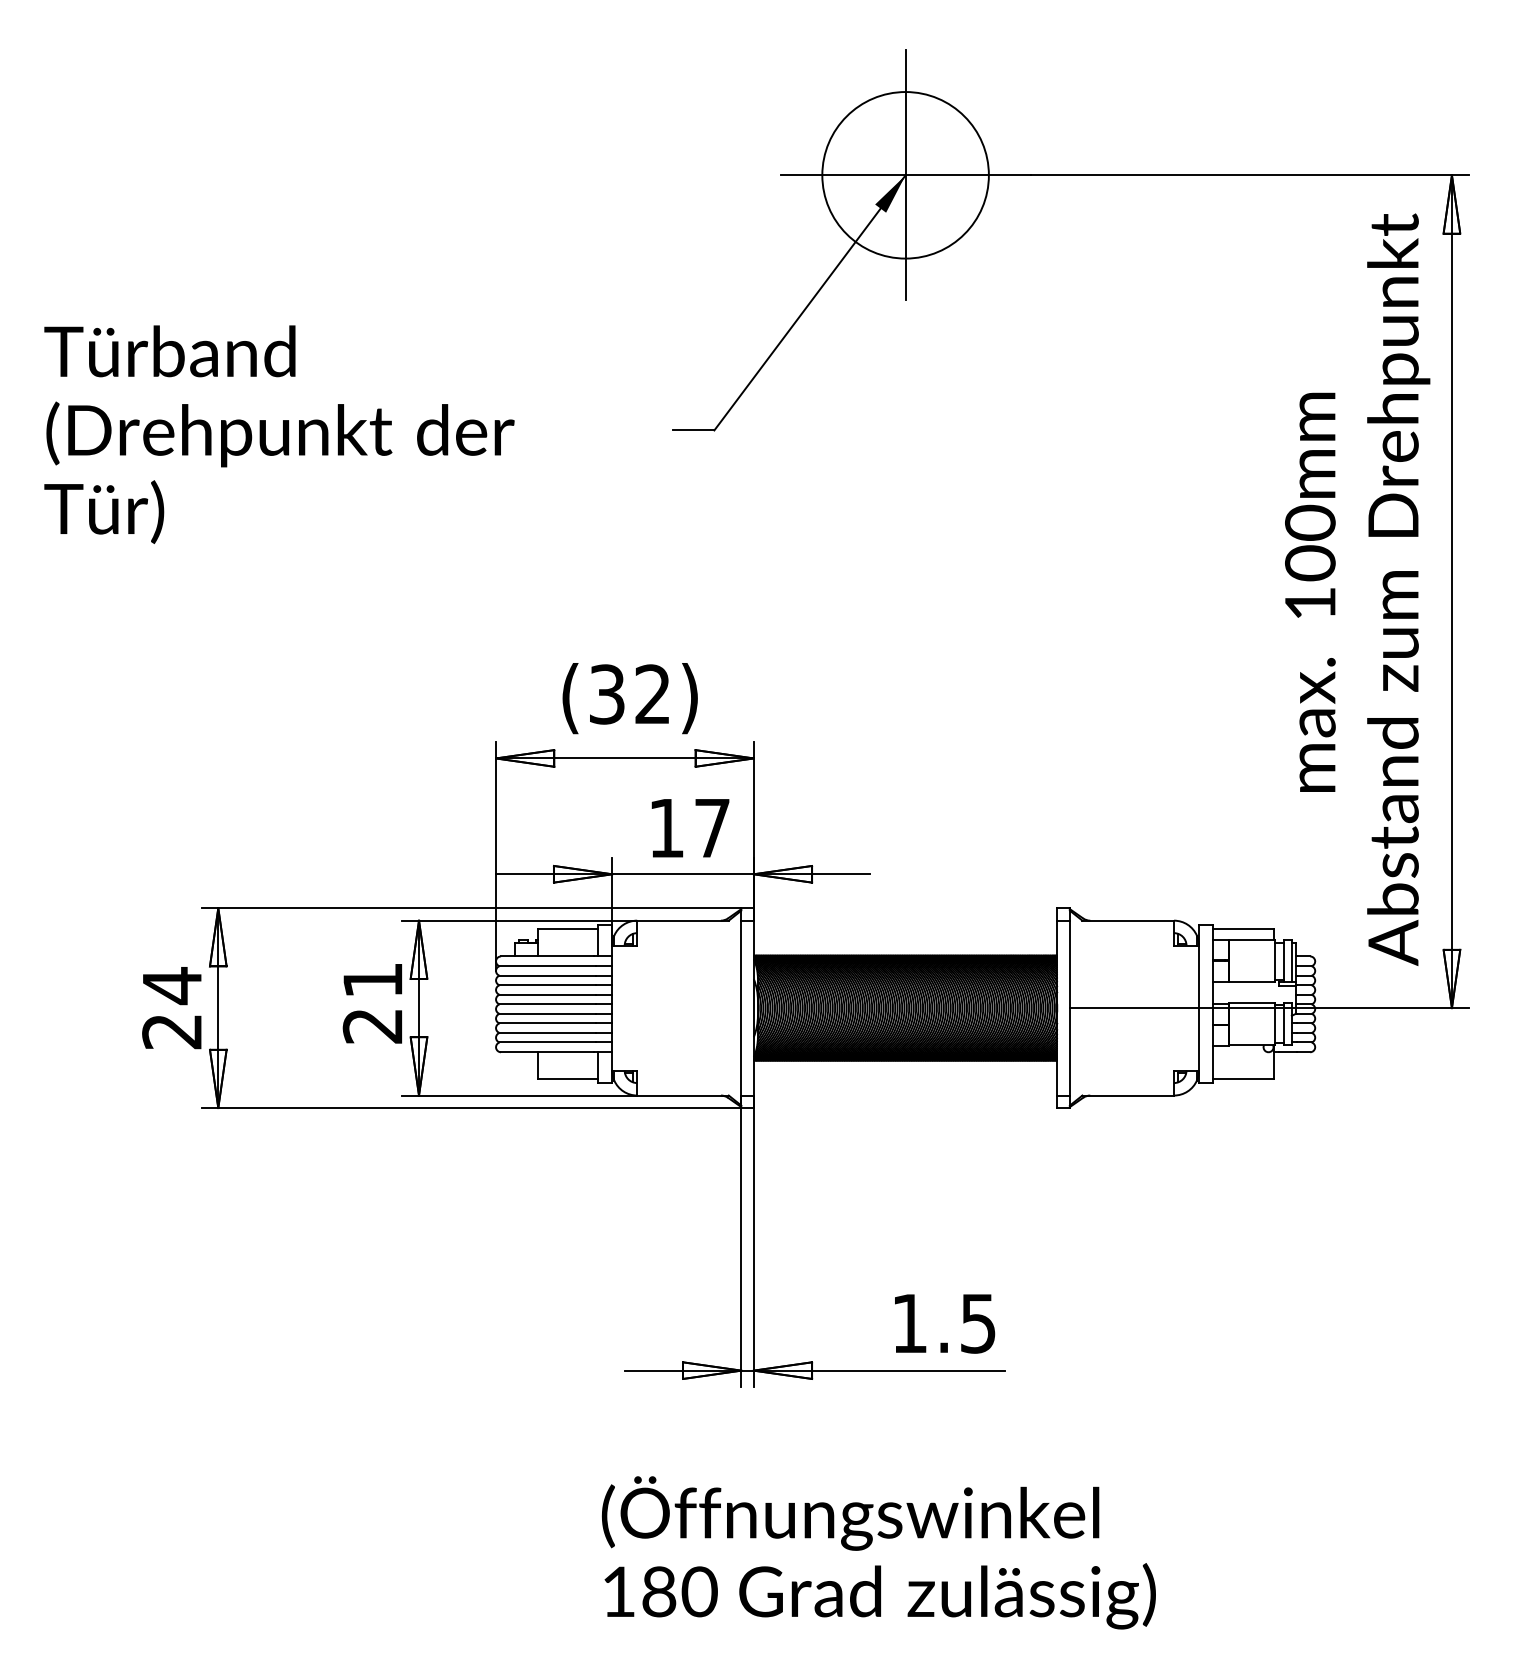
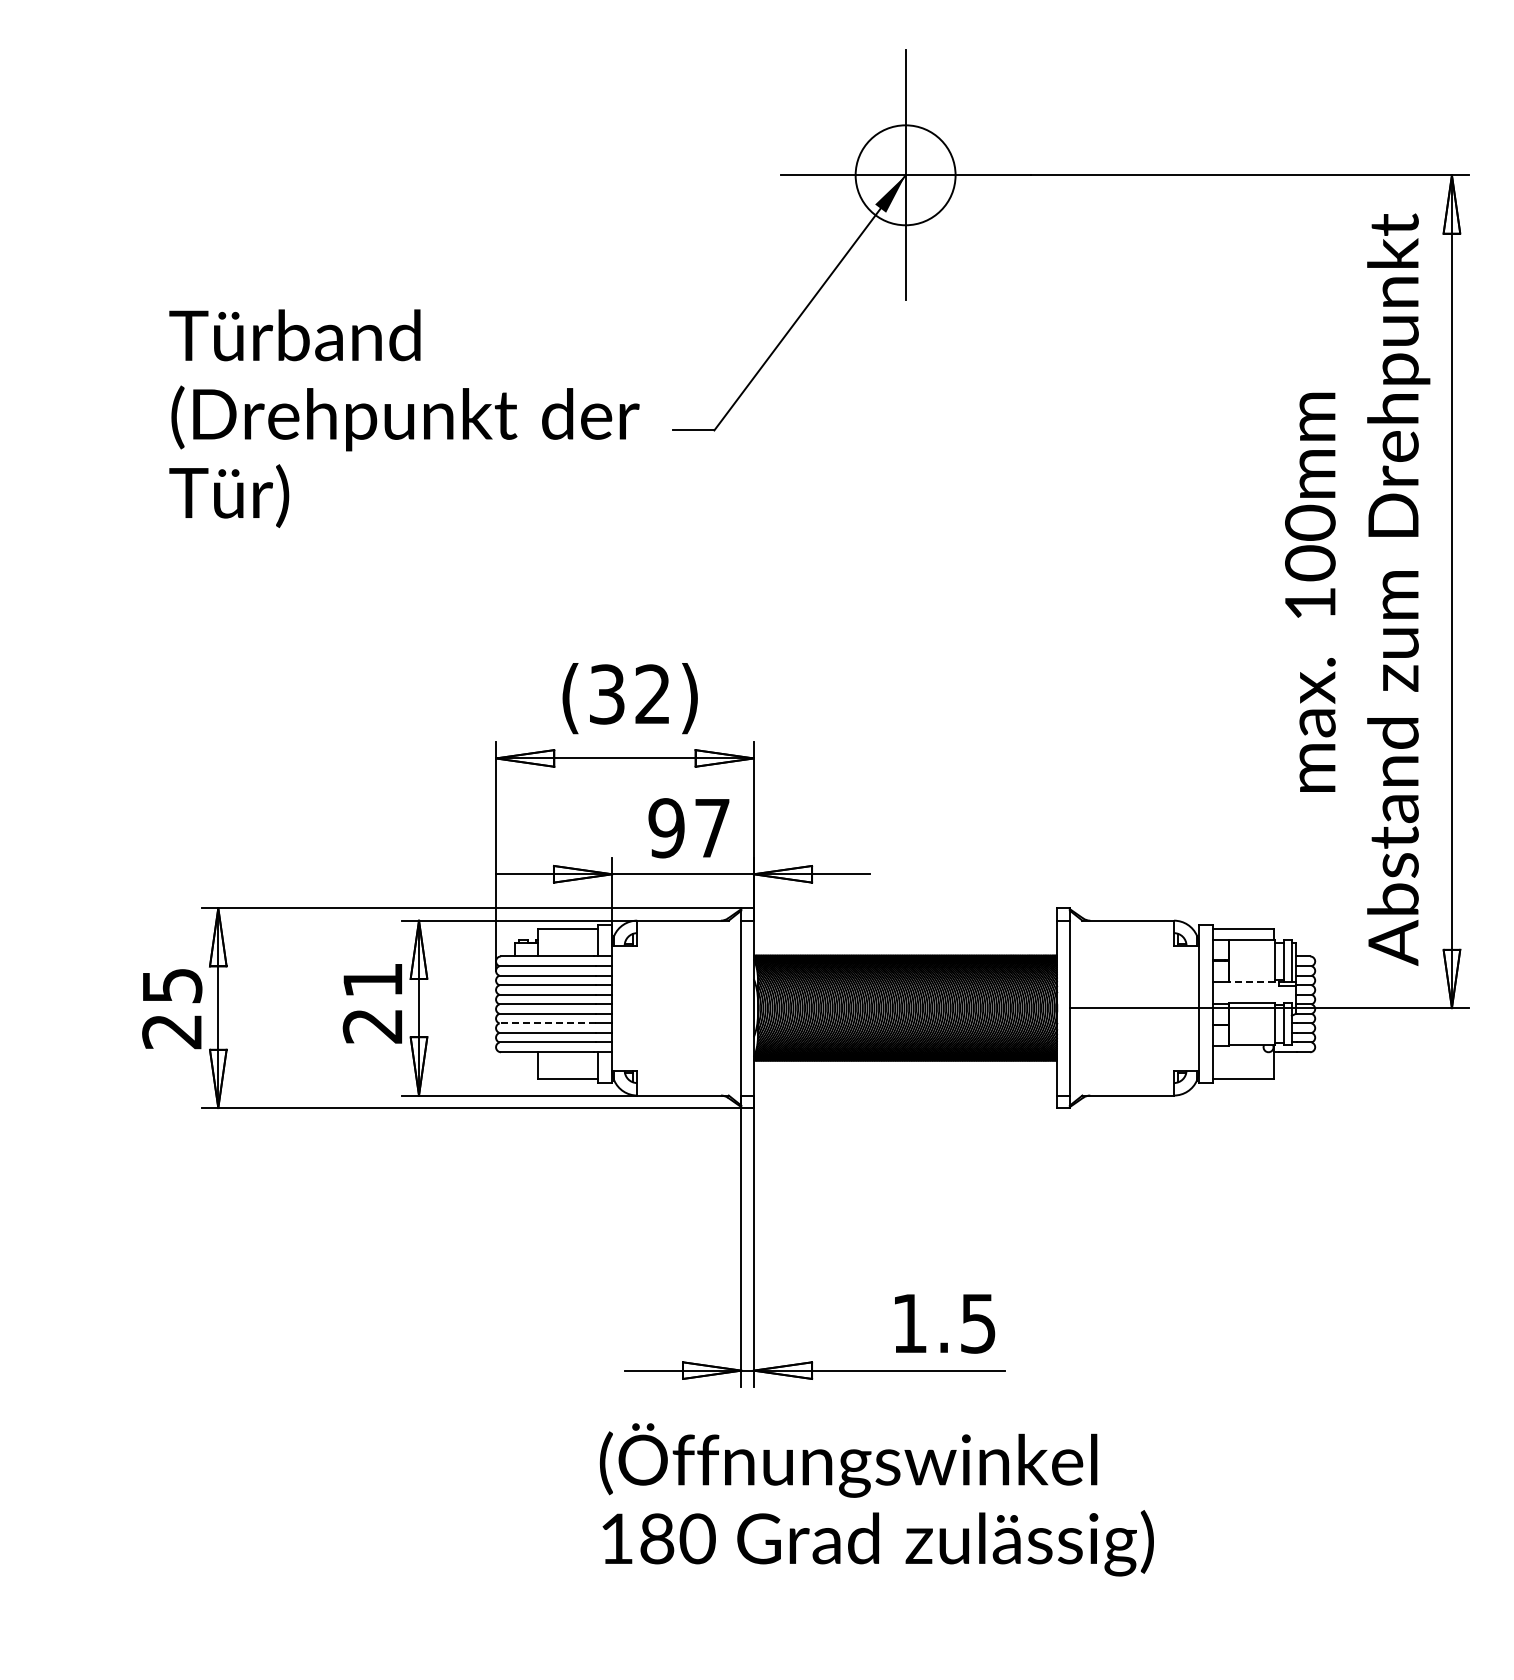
circle diameter: 167 px -> 100 px (905, 175)
text position: (279, 434) -> (404, 418) (404, 418)
text: 17 -> 97 (666, 828)
line: solid -> dashed (1252, 982)
text: 24 -> 25 (172, 986)
line: solid -> dashed (547, 1023)
text position: (878, 1552) -> (876, 1499) (876, 1499)
